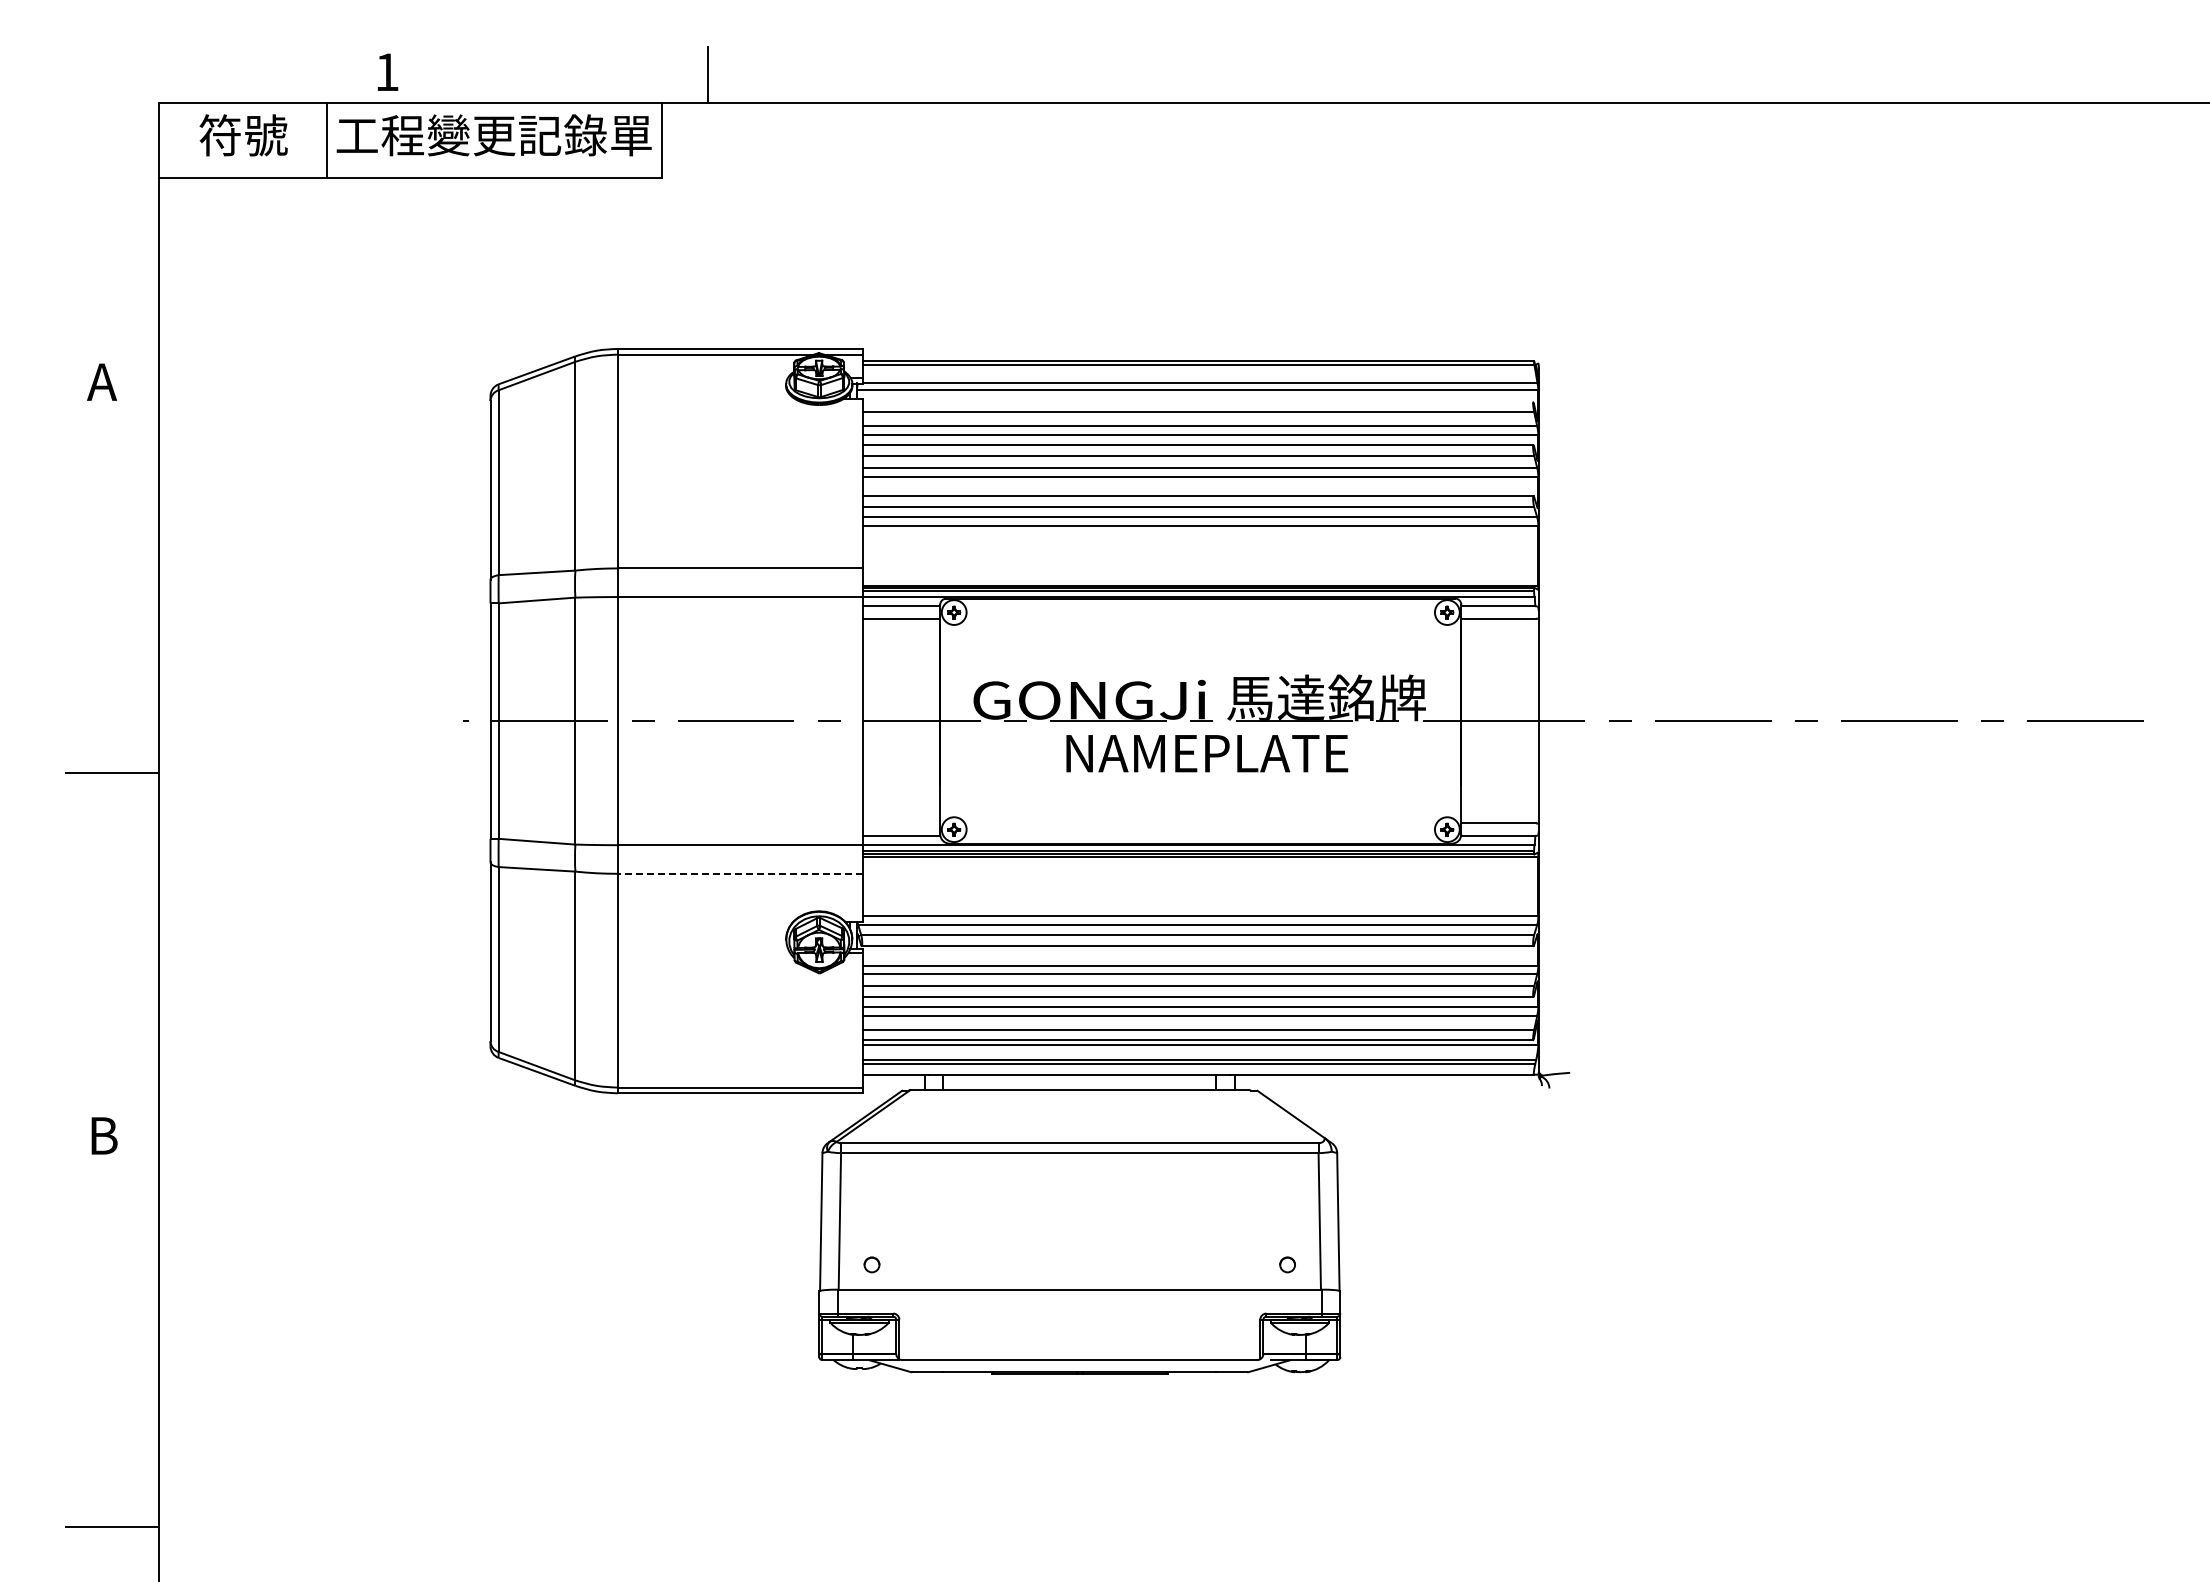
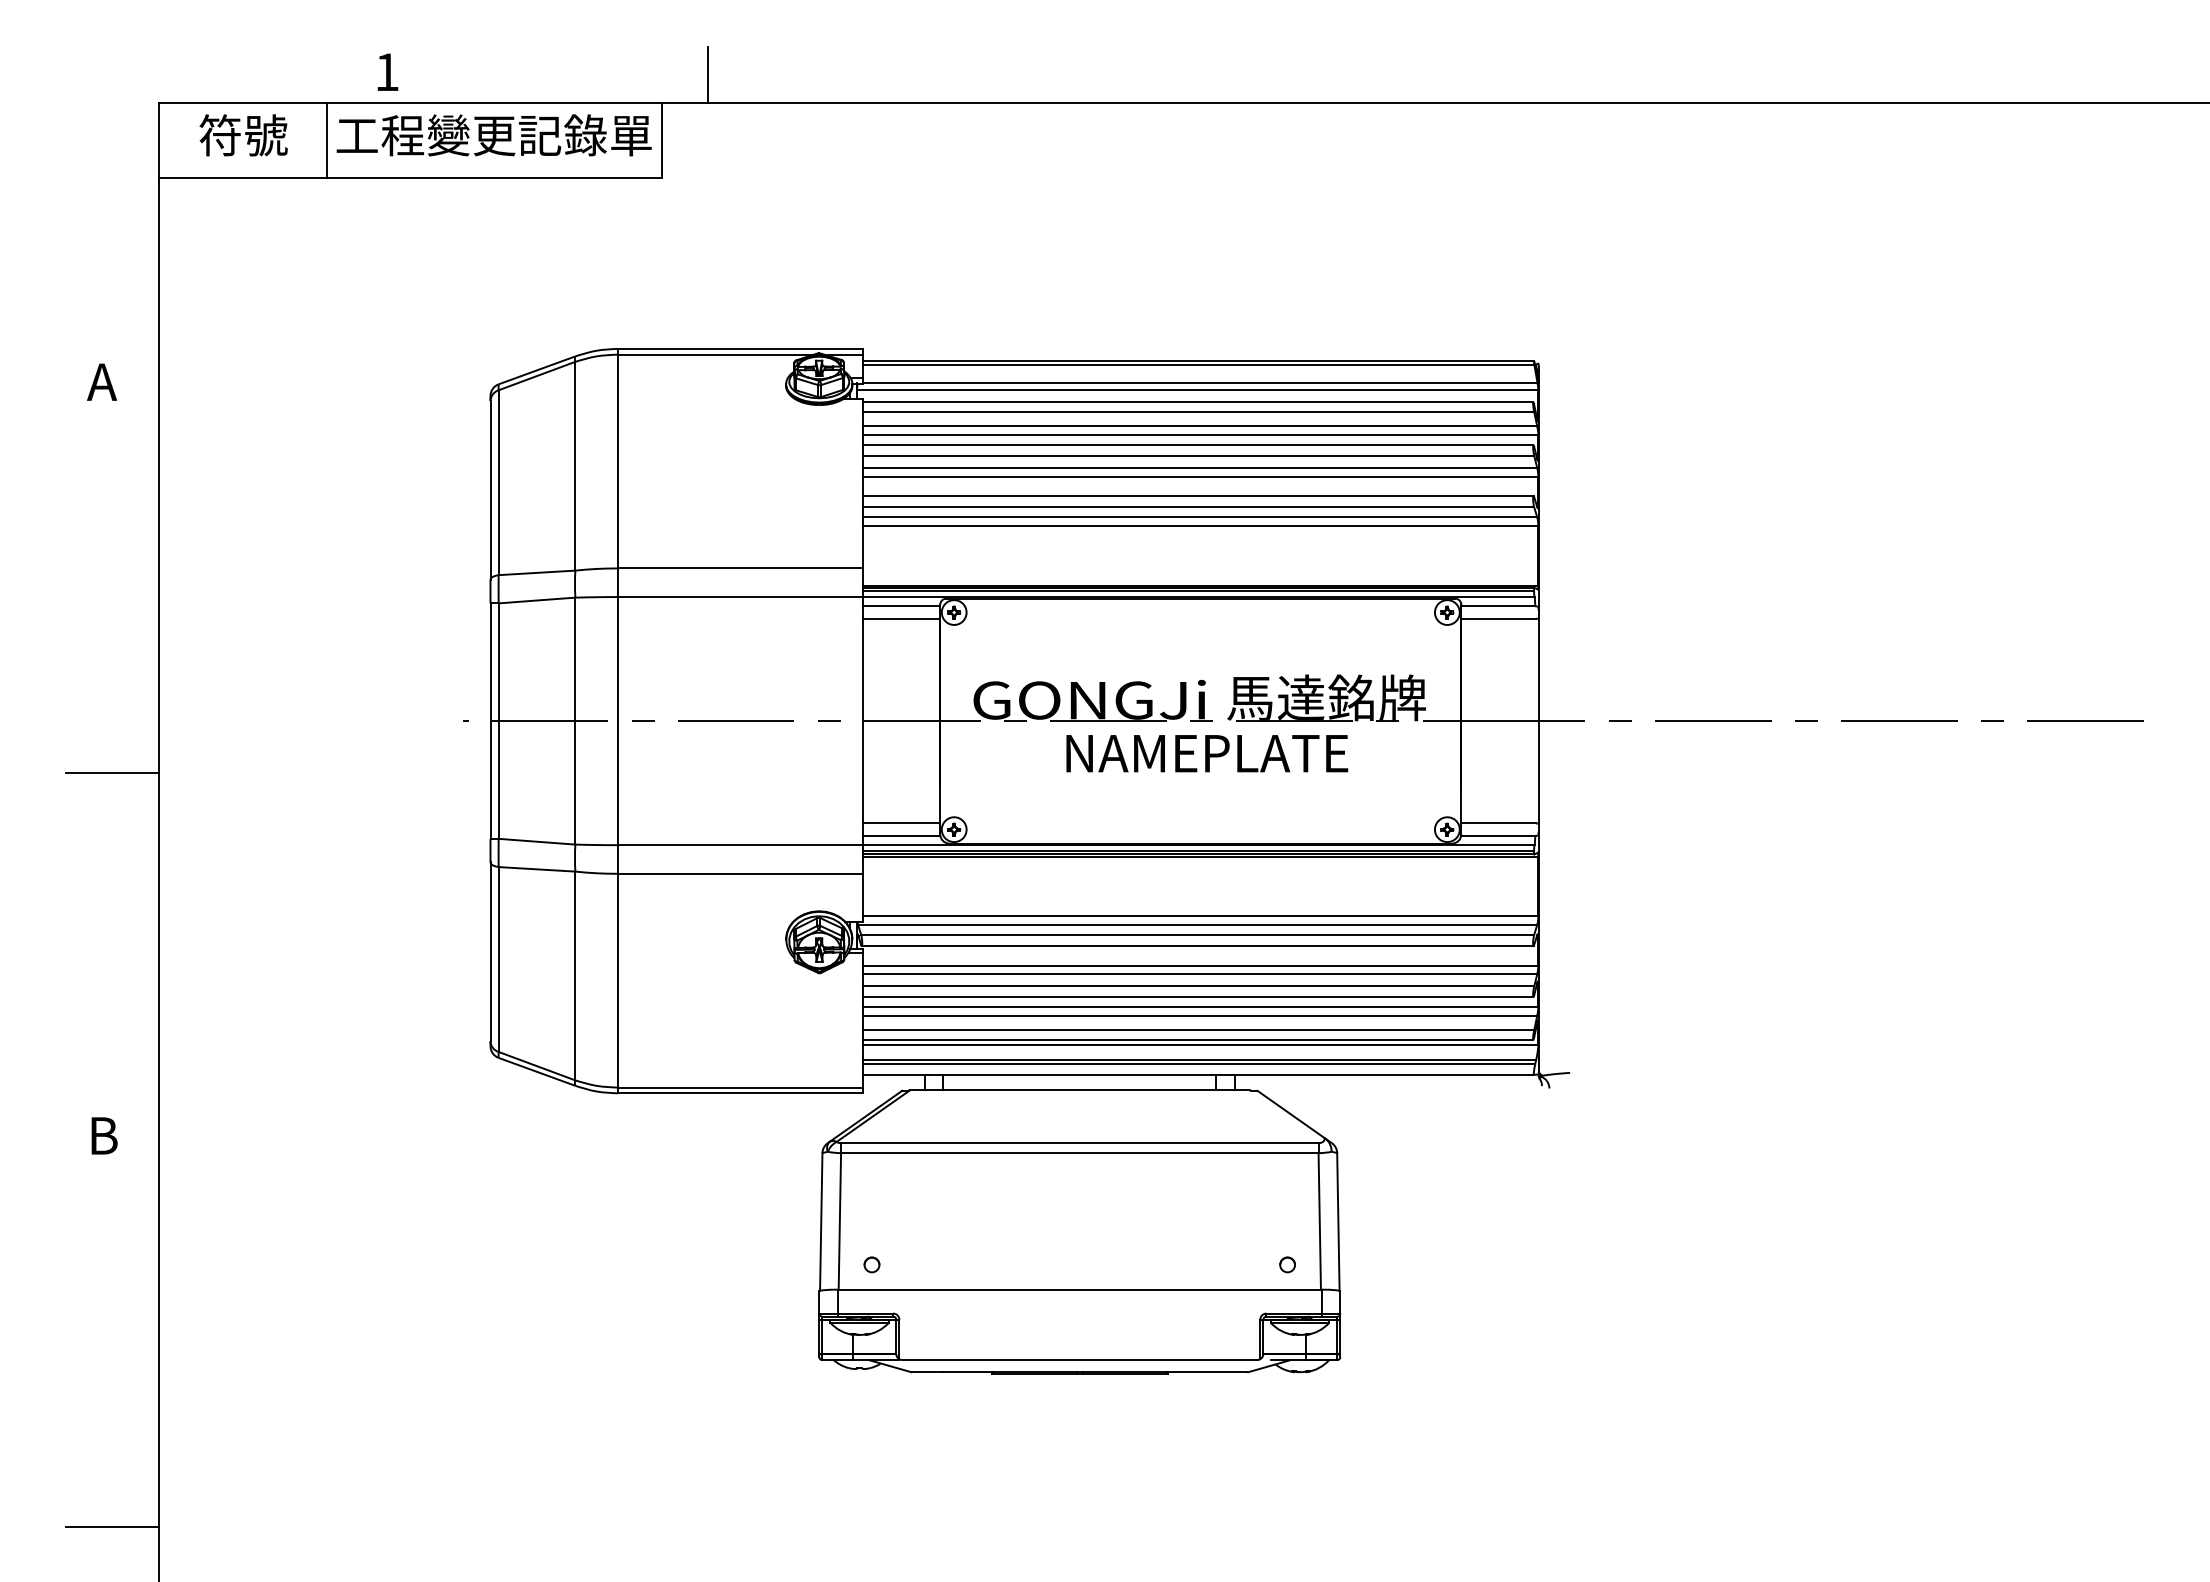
line: none -> present (1197, 402)
line: none -> present (901, 823)
line: dashed -> solid (739, 873)
